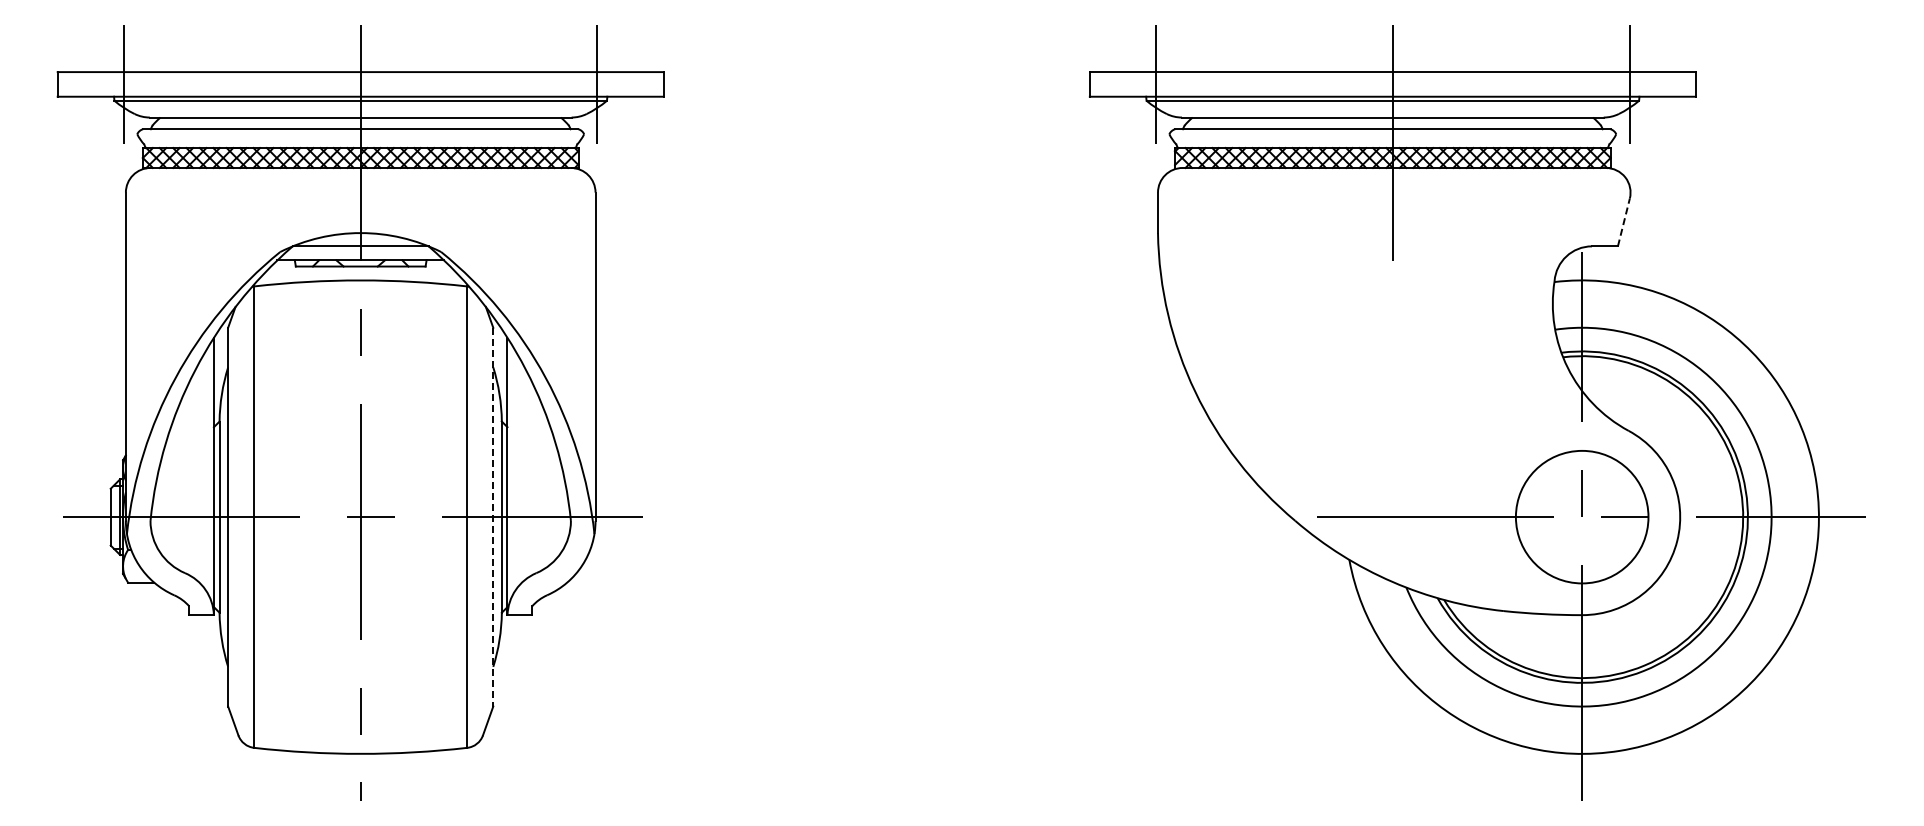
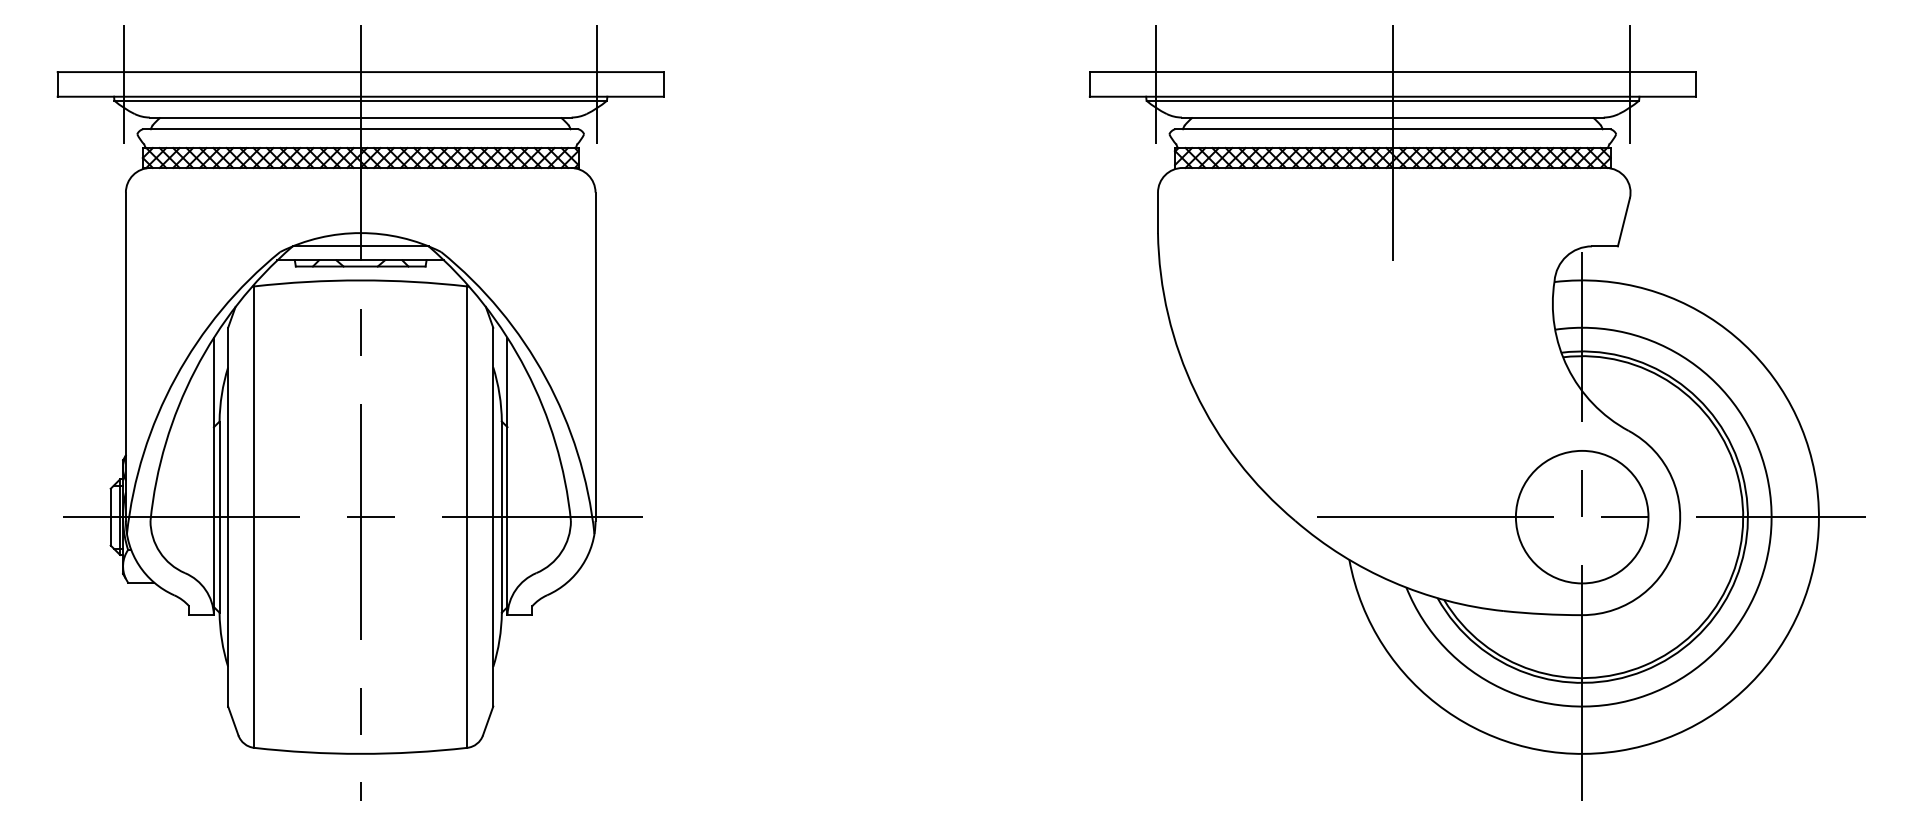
line: dashed -> solid (1623, 222)
line: dashed -> solid (493, 517)
